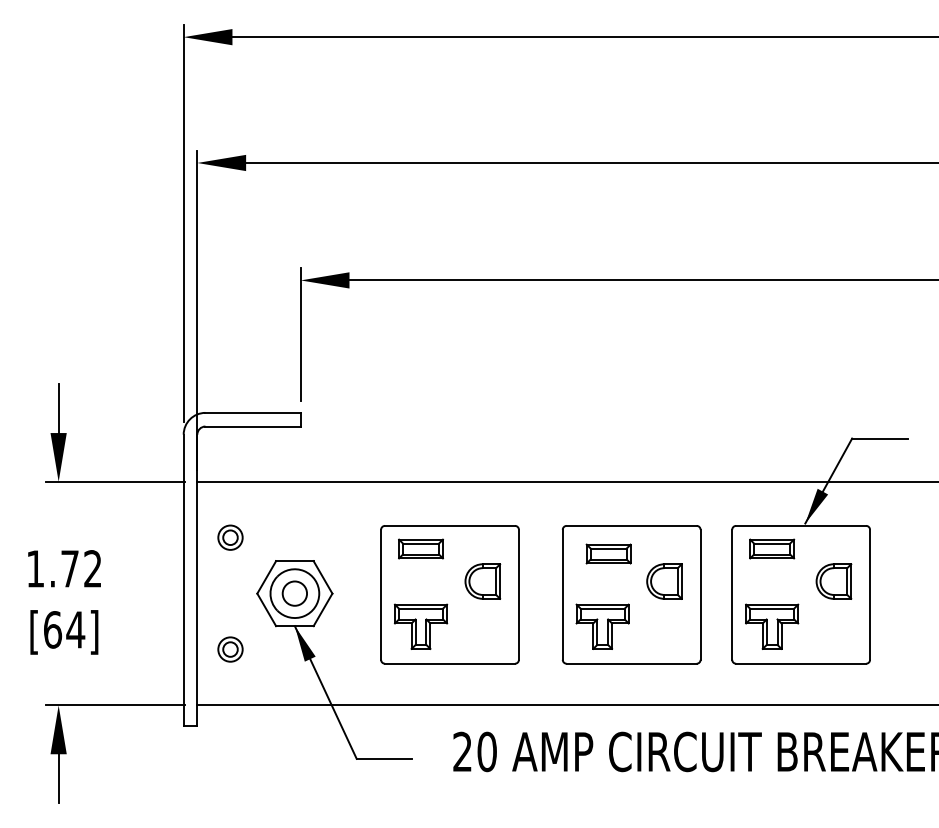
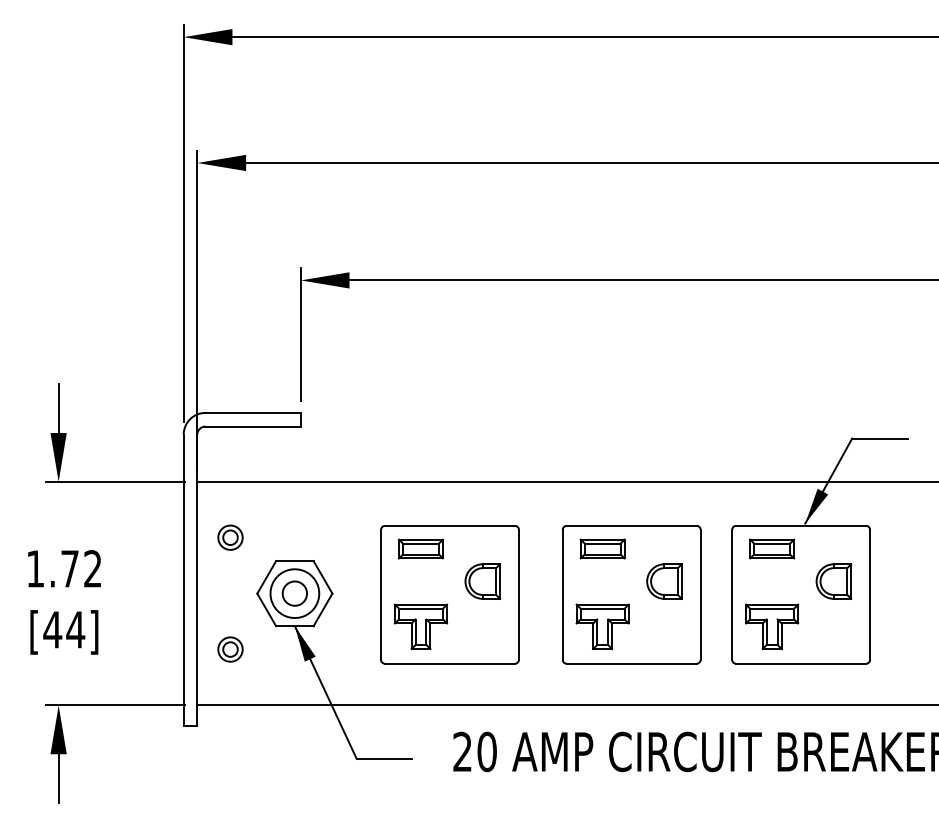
part position: (608, 553) -> (602, 548) (602, 548)
text: [64] -> [44] (52, 629)
